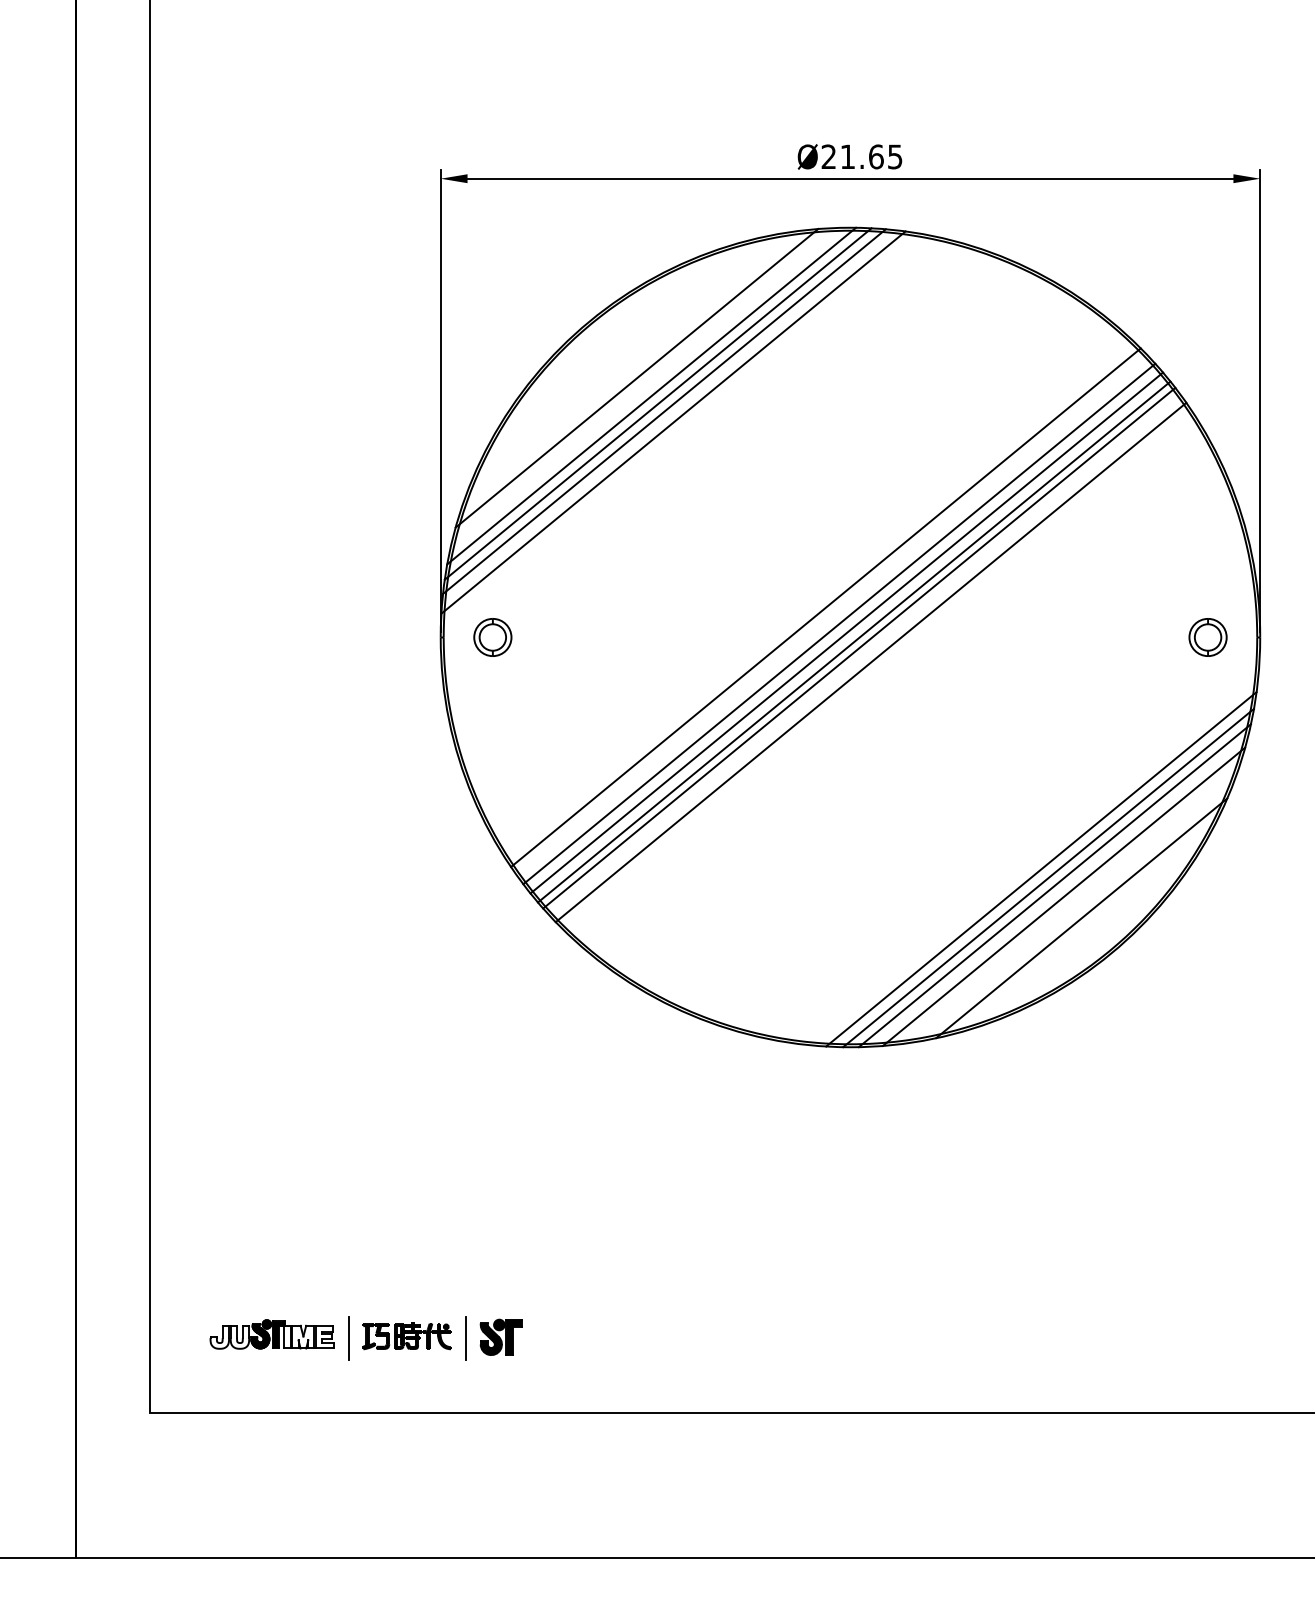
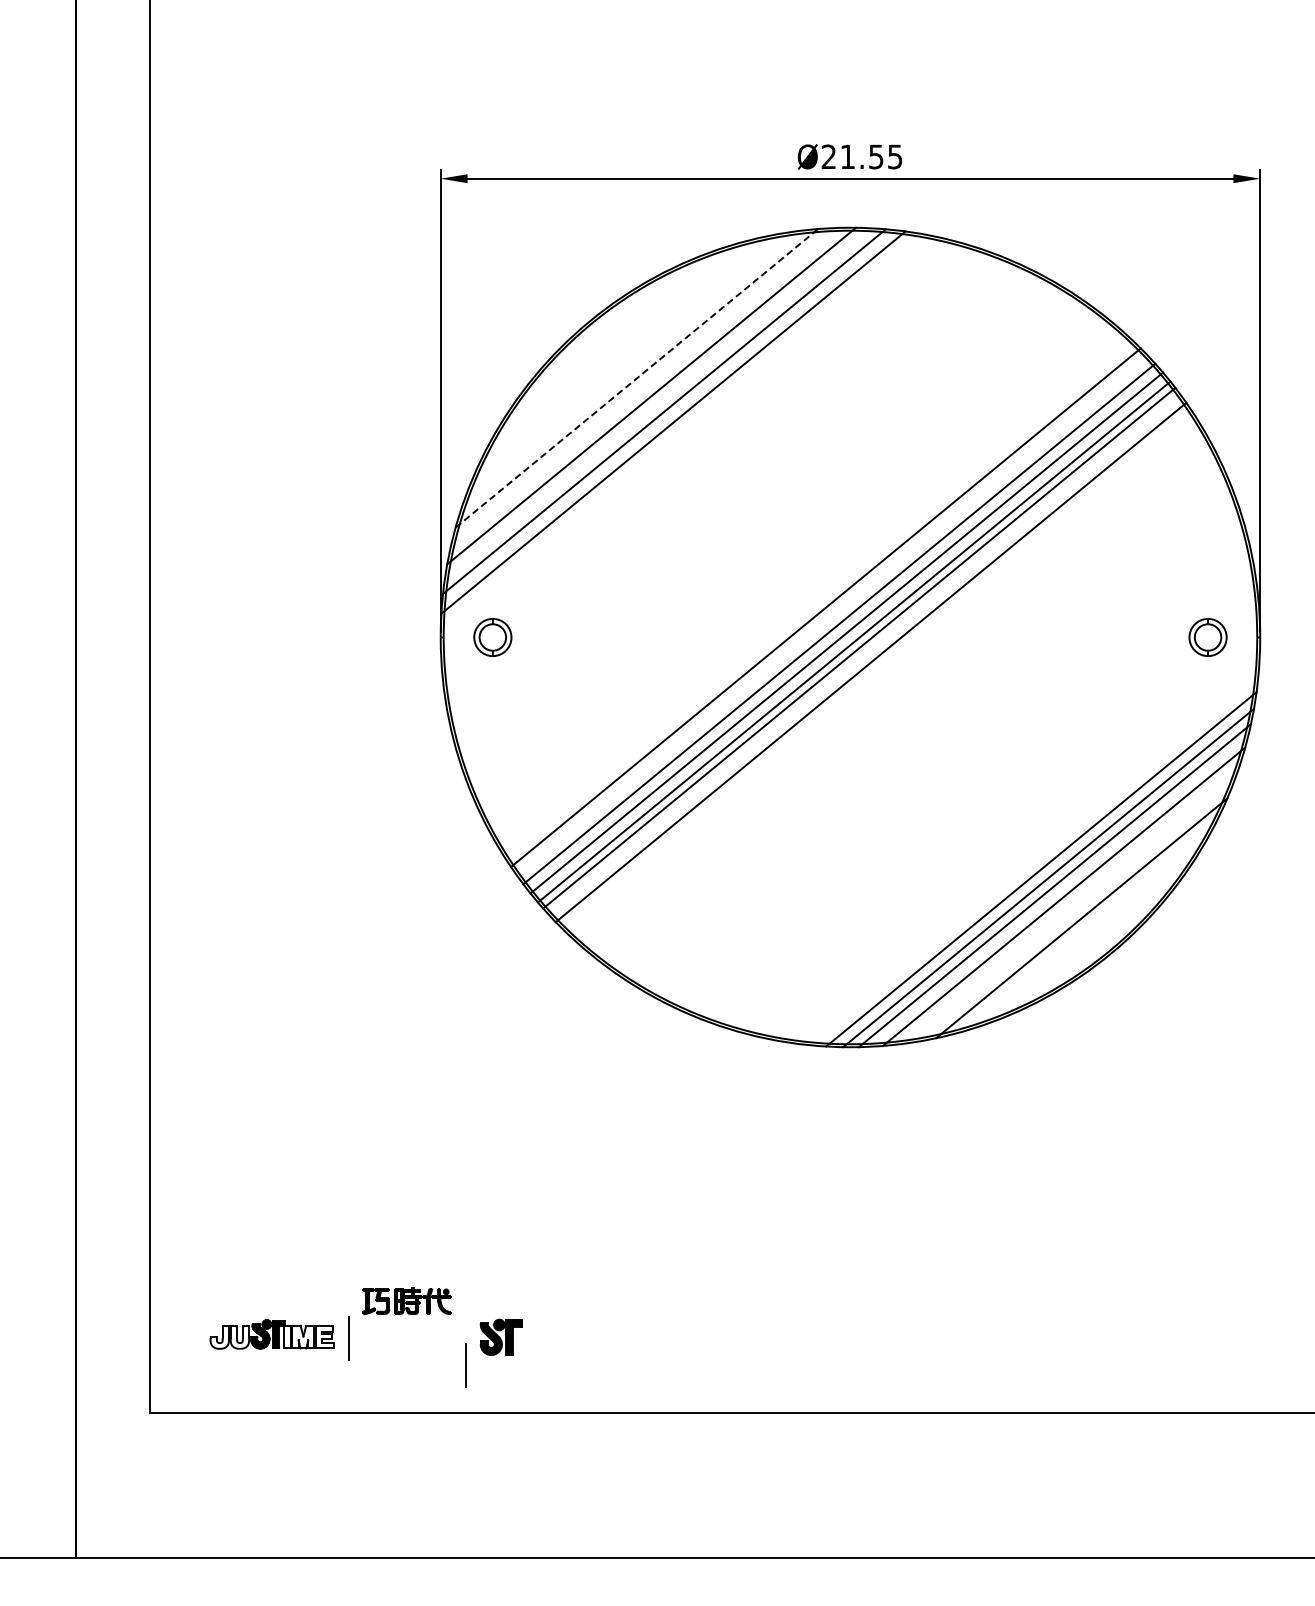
text: Ø21.65 -> Ø21.55 (876, 156)
line: solid -> dashed (637, 378)
line: present -> none (657, 403)
part position: (406, 1336) -> (406, 1301) (406, 1301)
line position: (465, 1338) -> (465, 1365) (465, 1365)
